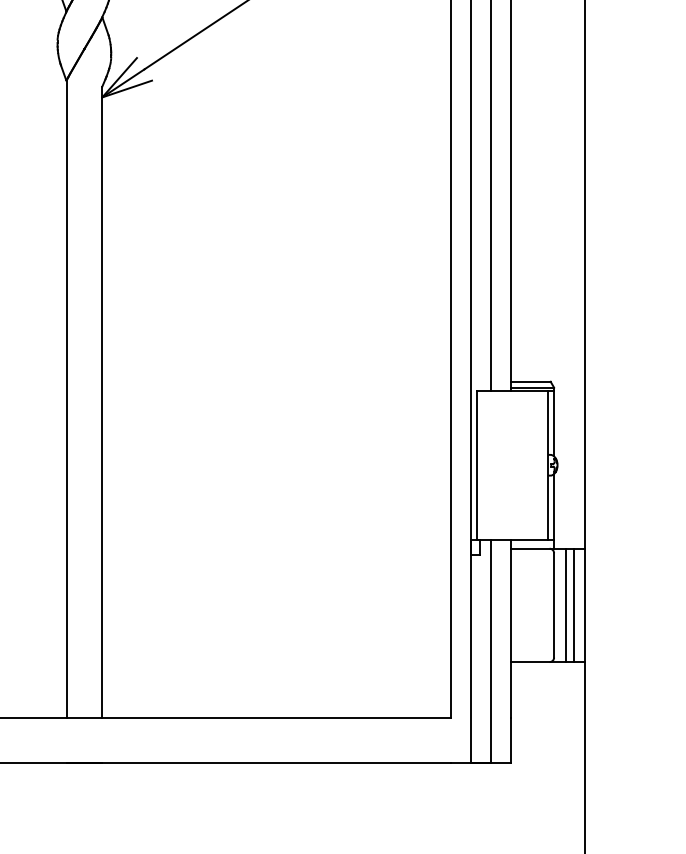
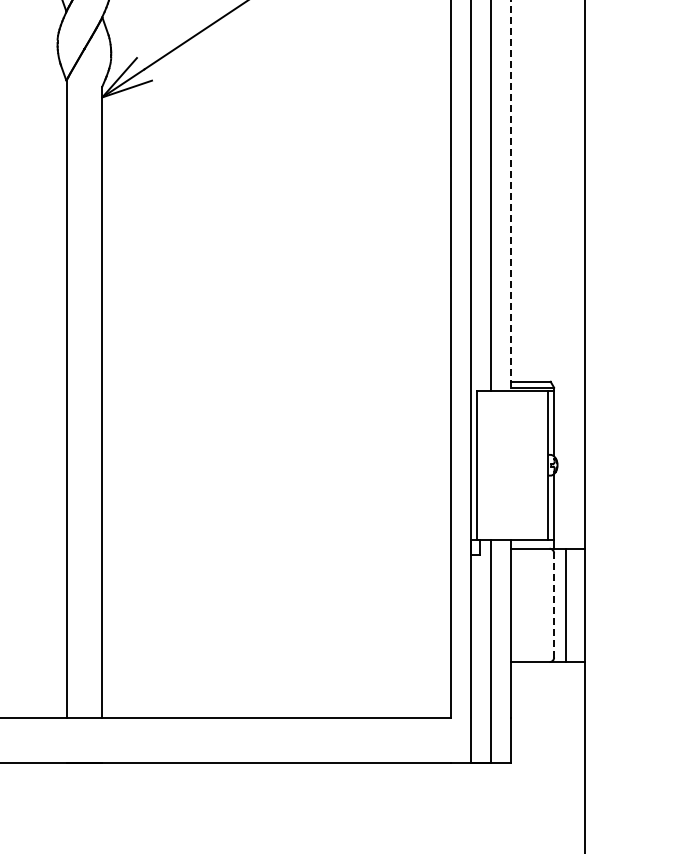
line: solid -> dashed (510, 195)
line: solid -> dashed (554, 604)
line: present -> none (573, 605)
